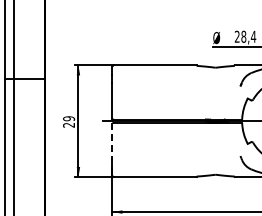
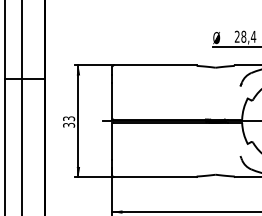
line position: (13, 107) -> (21, 107) (21, 107)
text: 29 -> 33 (69, 121)
line: dashed -> solid (112, 141)
